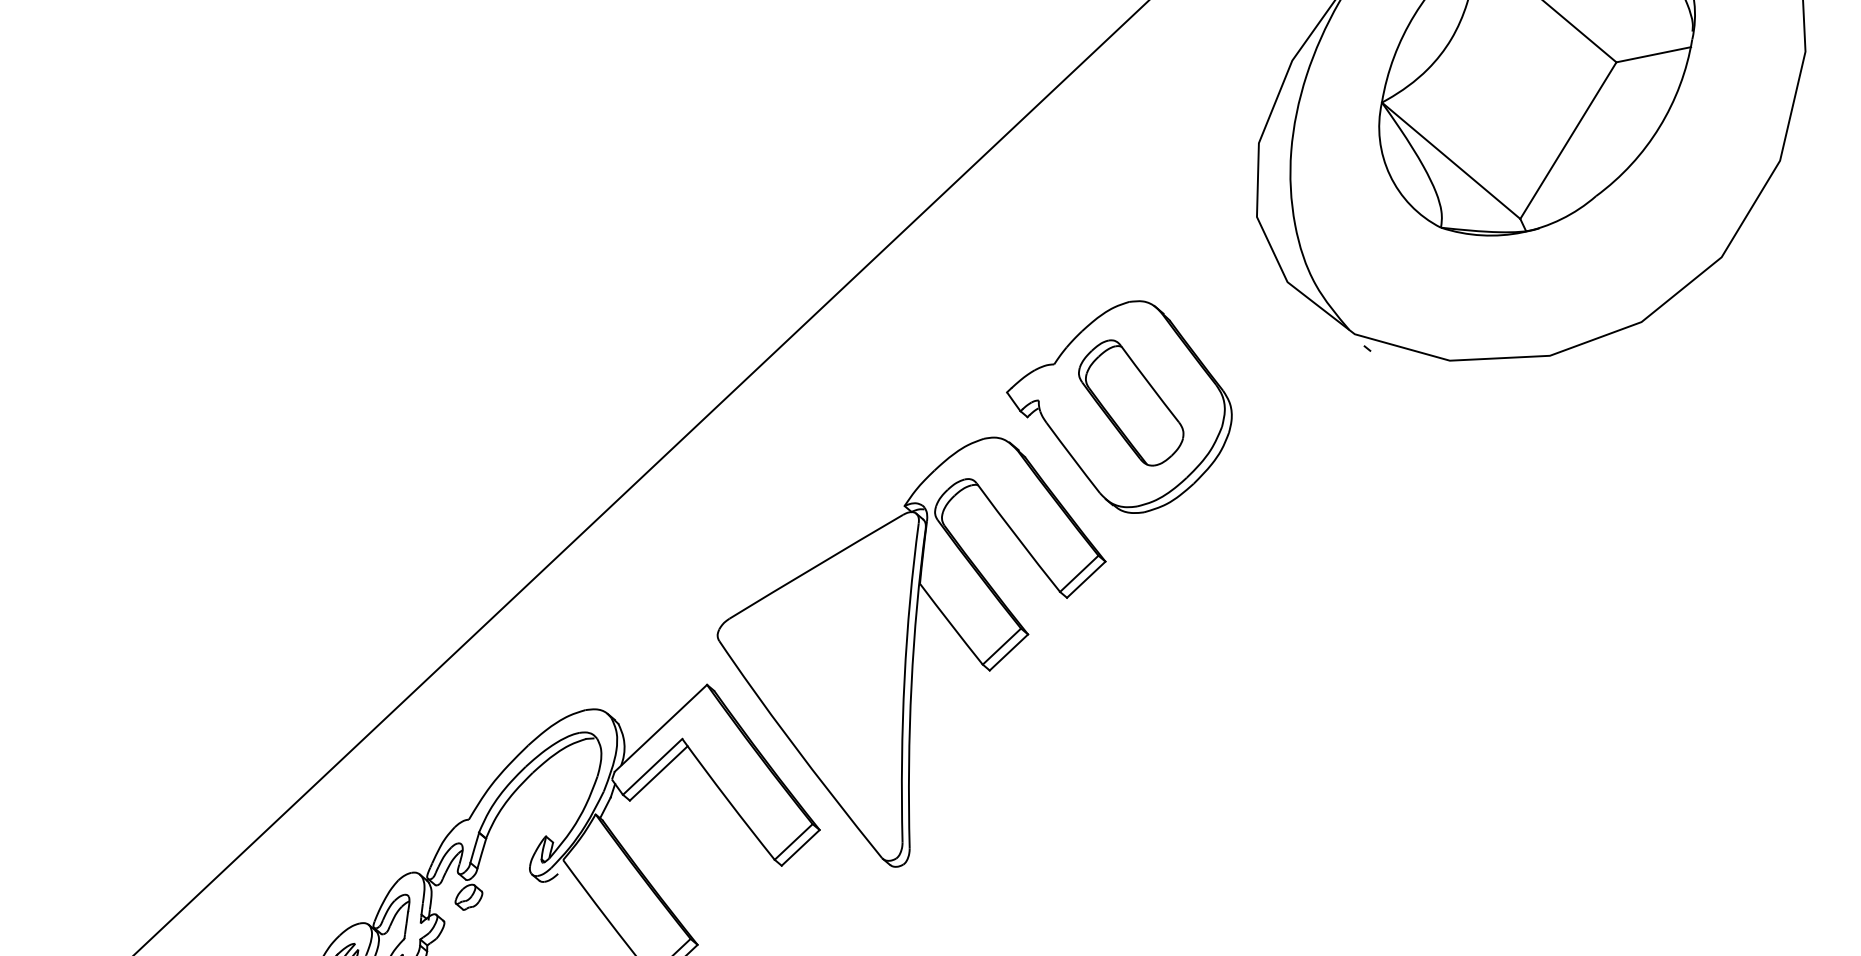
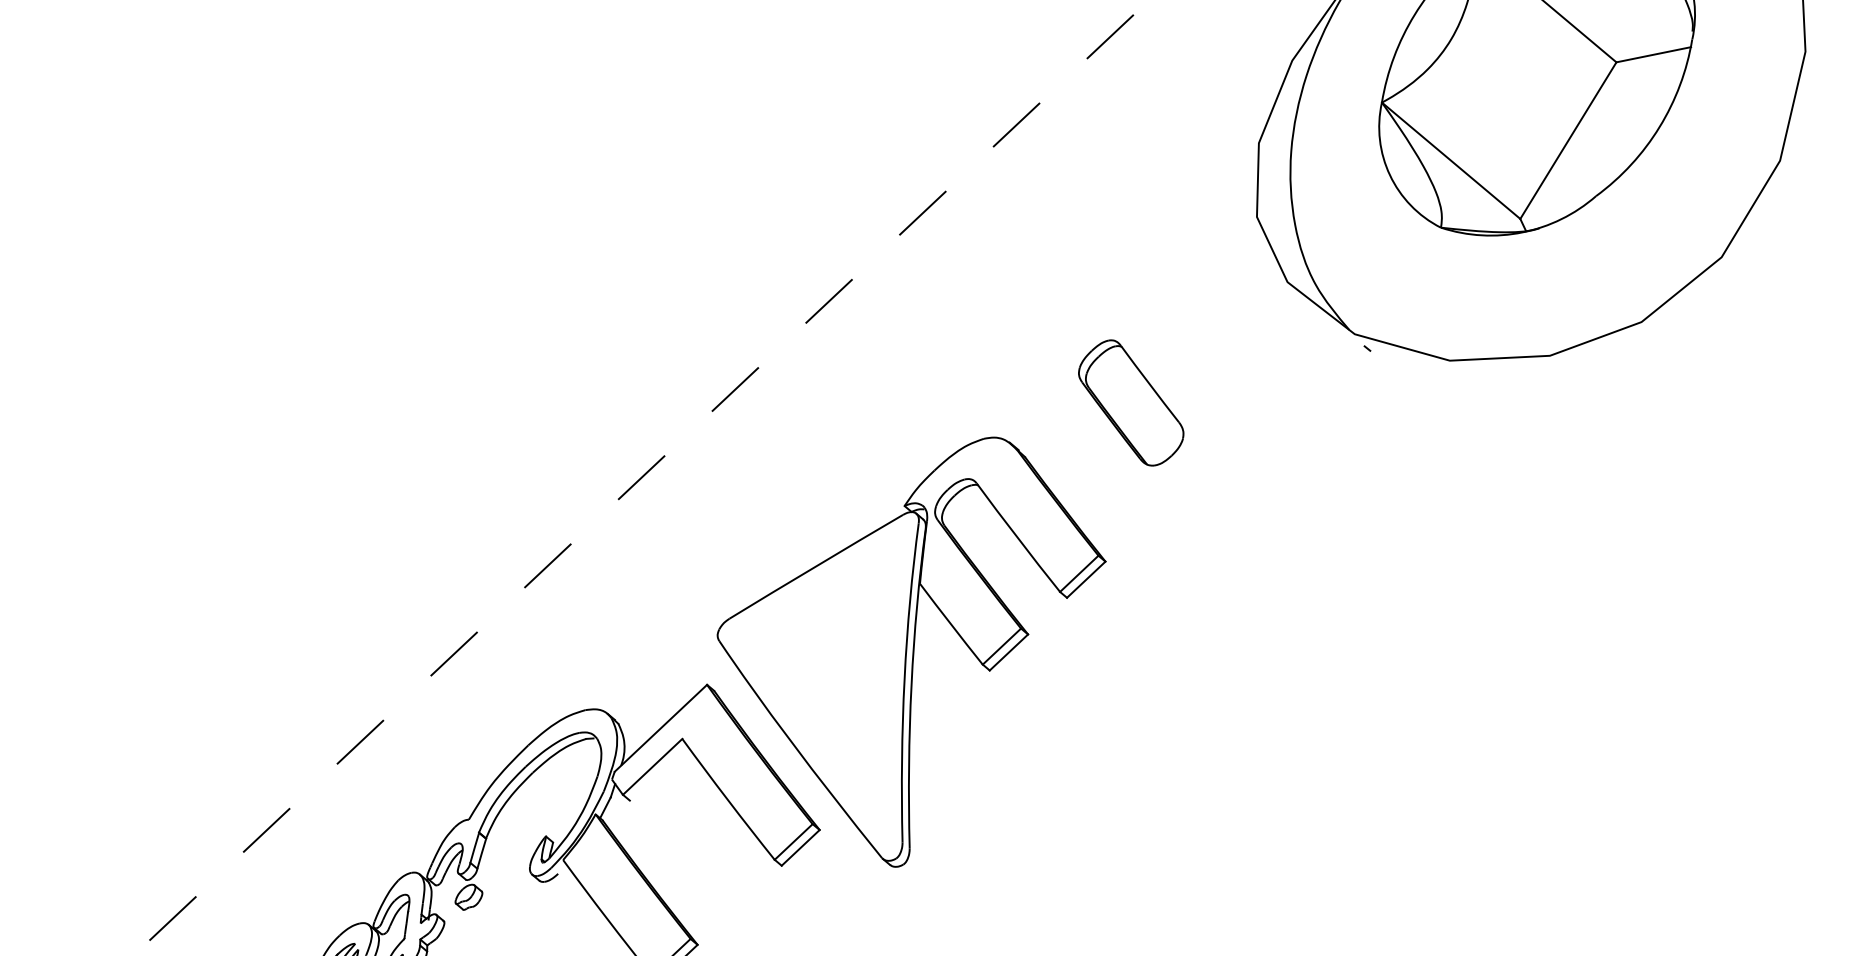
part: present -> none (1119, 406)
line: solid -> dashed (641, 478)
line: present -> none (658, 773)
